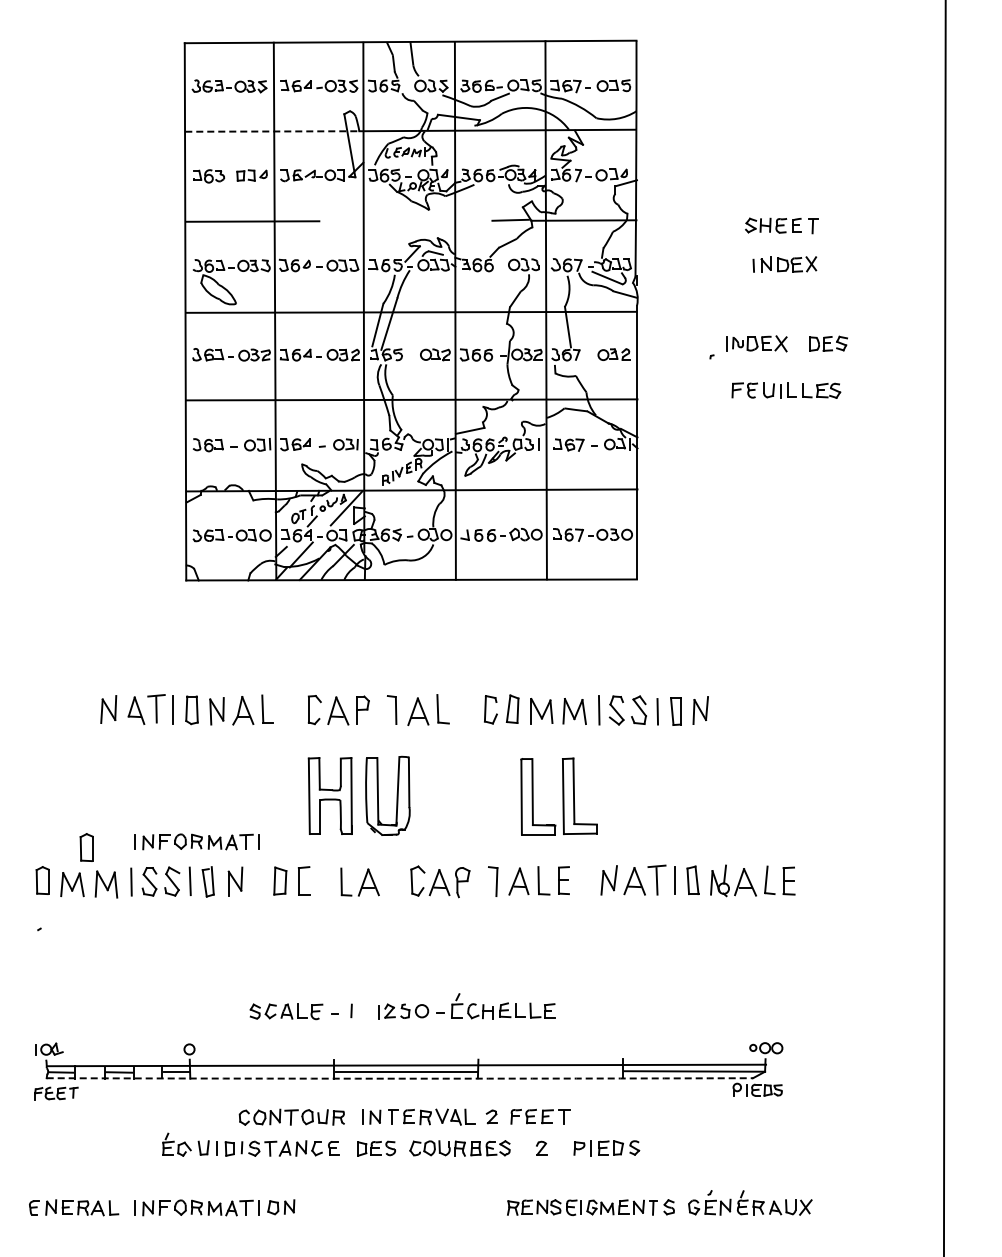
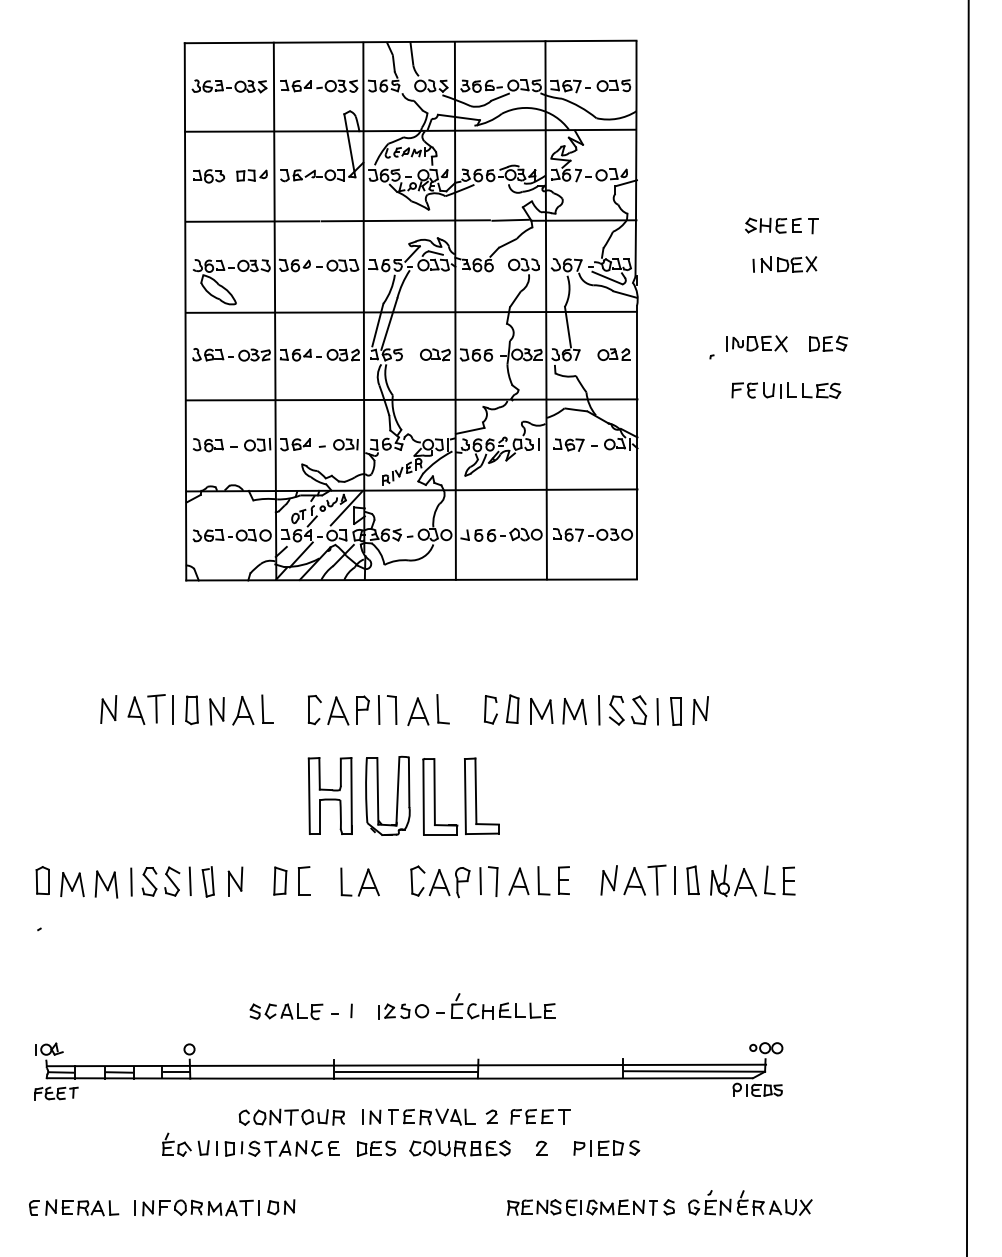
line: dashed -> solid (272, 131)
line: none -> present (405, 220)
line position: (944, 627) -> (967, 627) (967, 627)
line: none -> present (378, 710)
part position: (558, 796) -> (460, 796) (460, 796)
part: present -> none (196, 841)
part: present -> none (86, 847)
line: none -> present (480, 881)
arc: dashed -> solid (399, 1078)
